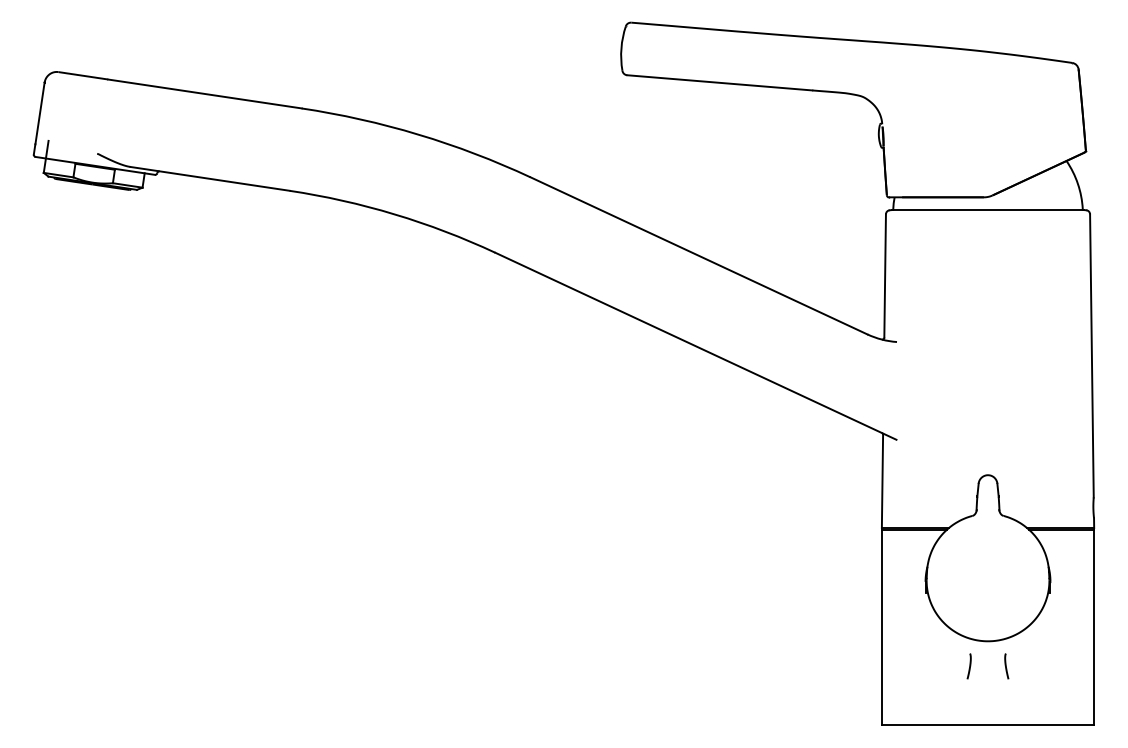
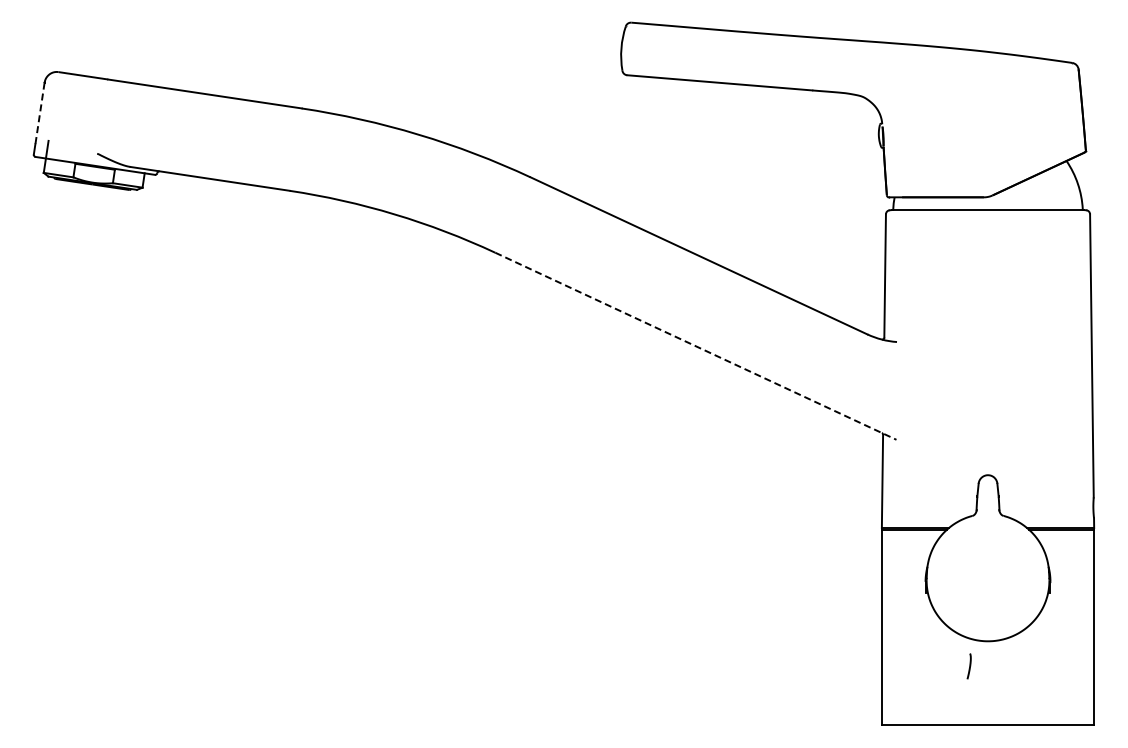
line: solid -> dashed (39, 113)
line: solid -> dashed (696, 346)
line: present -> none (1006, 666)
